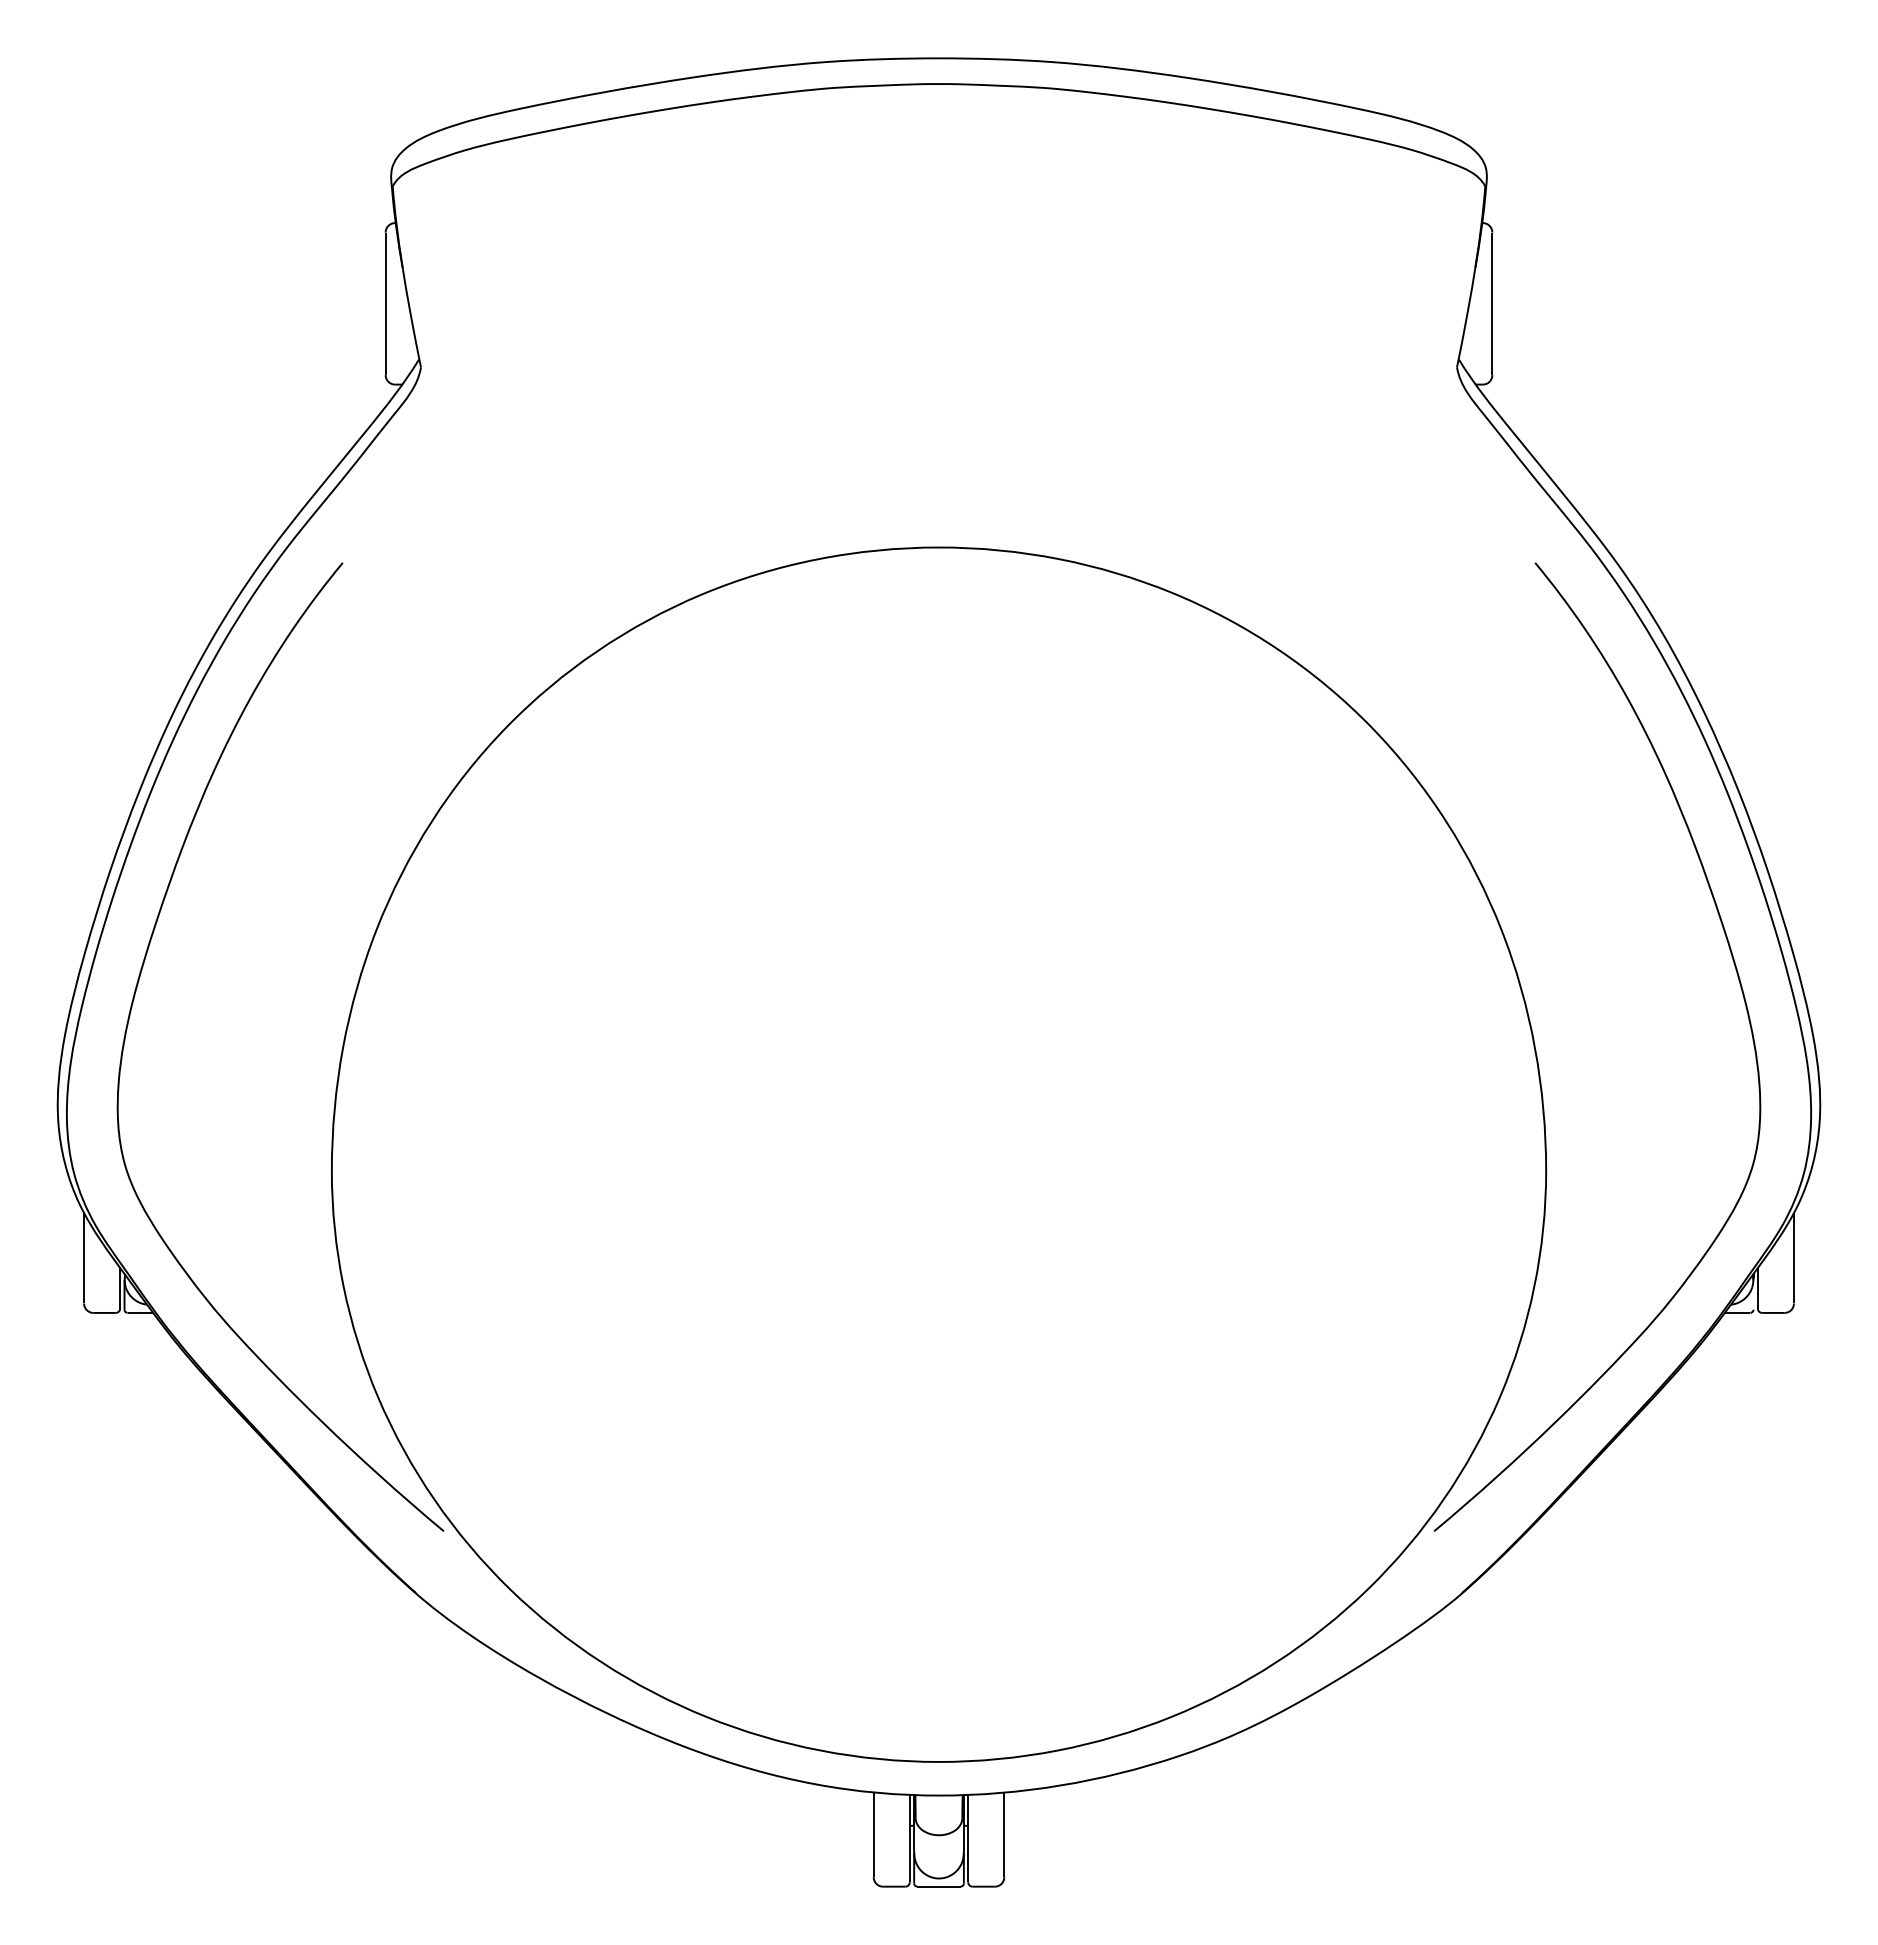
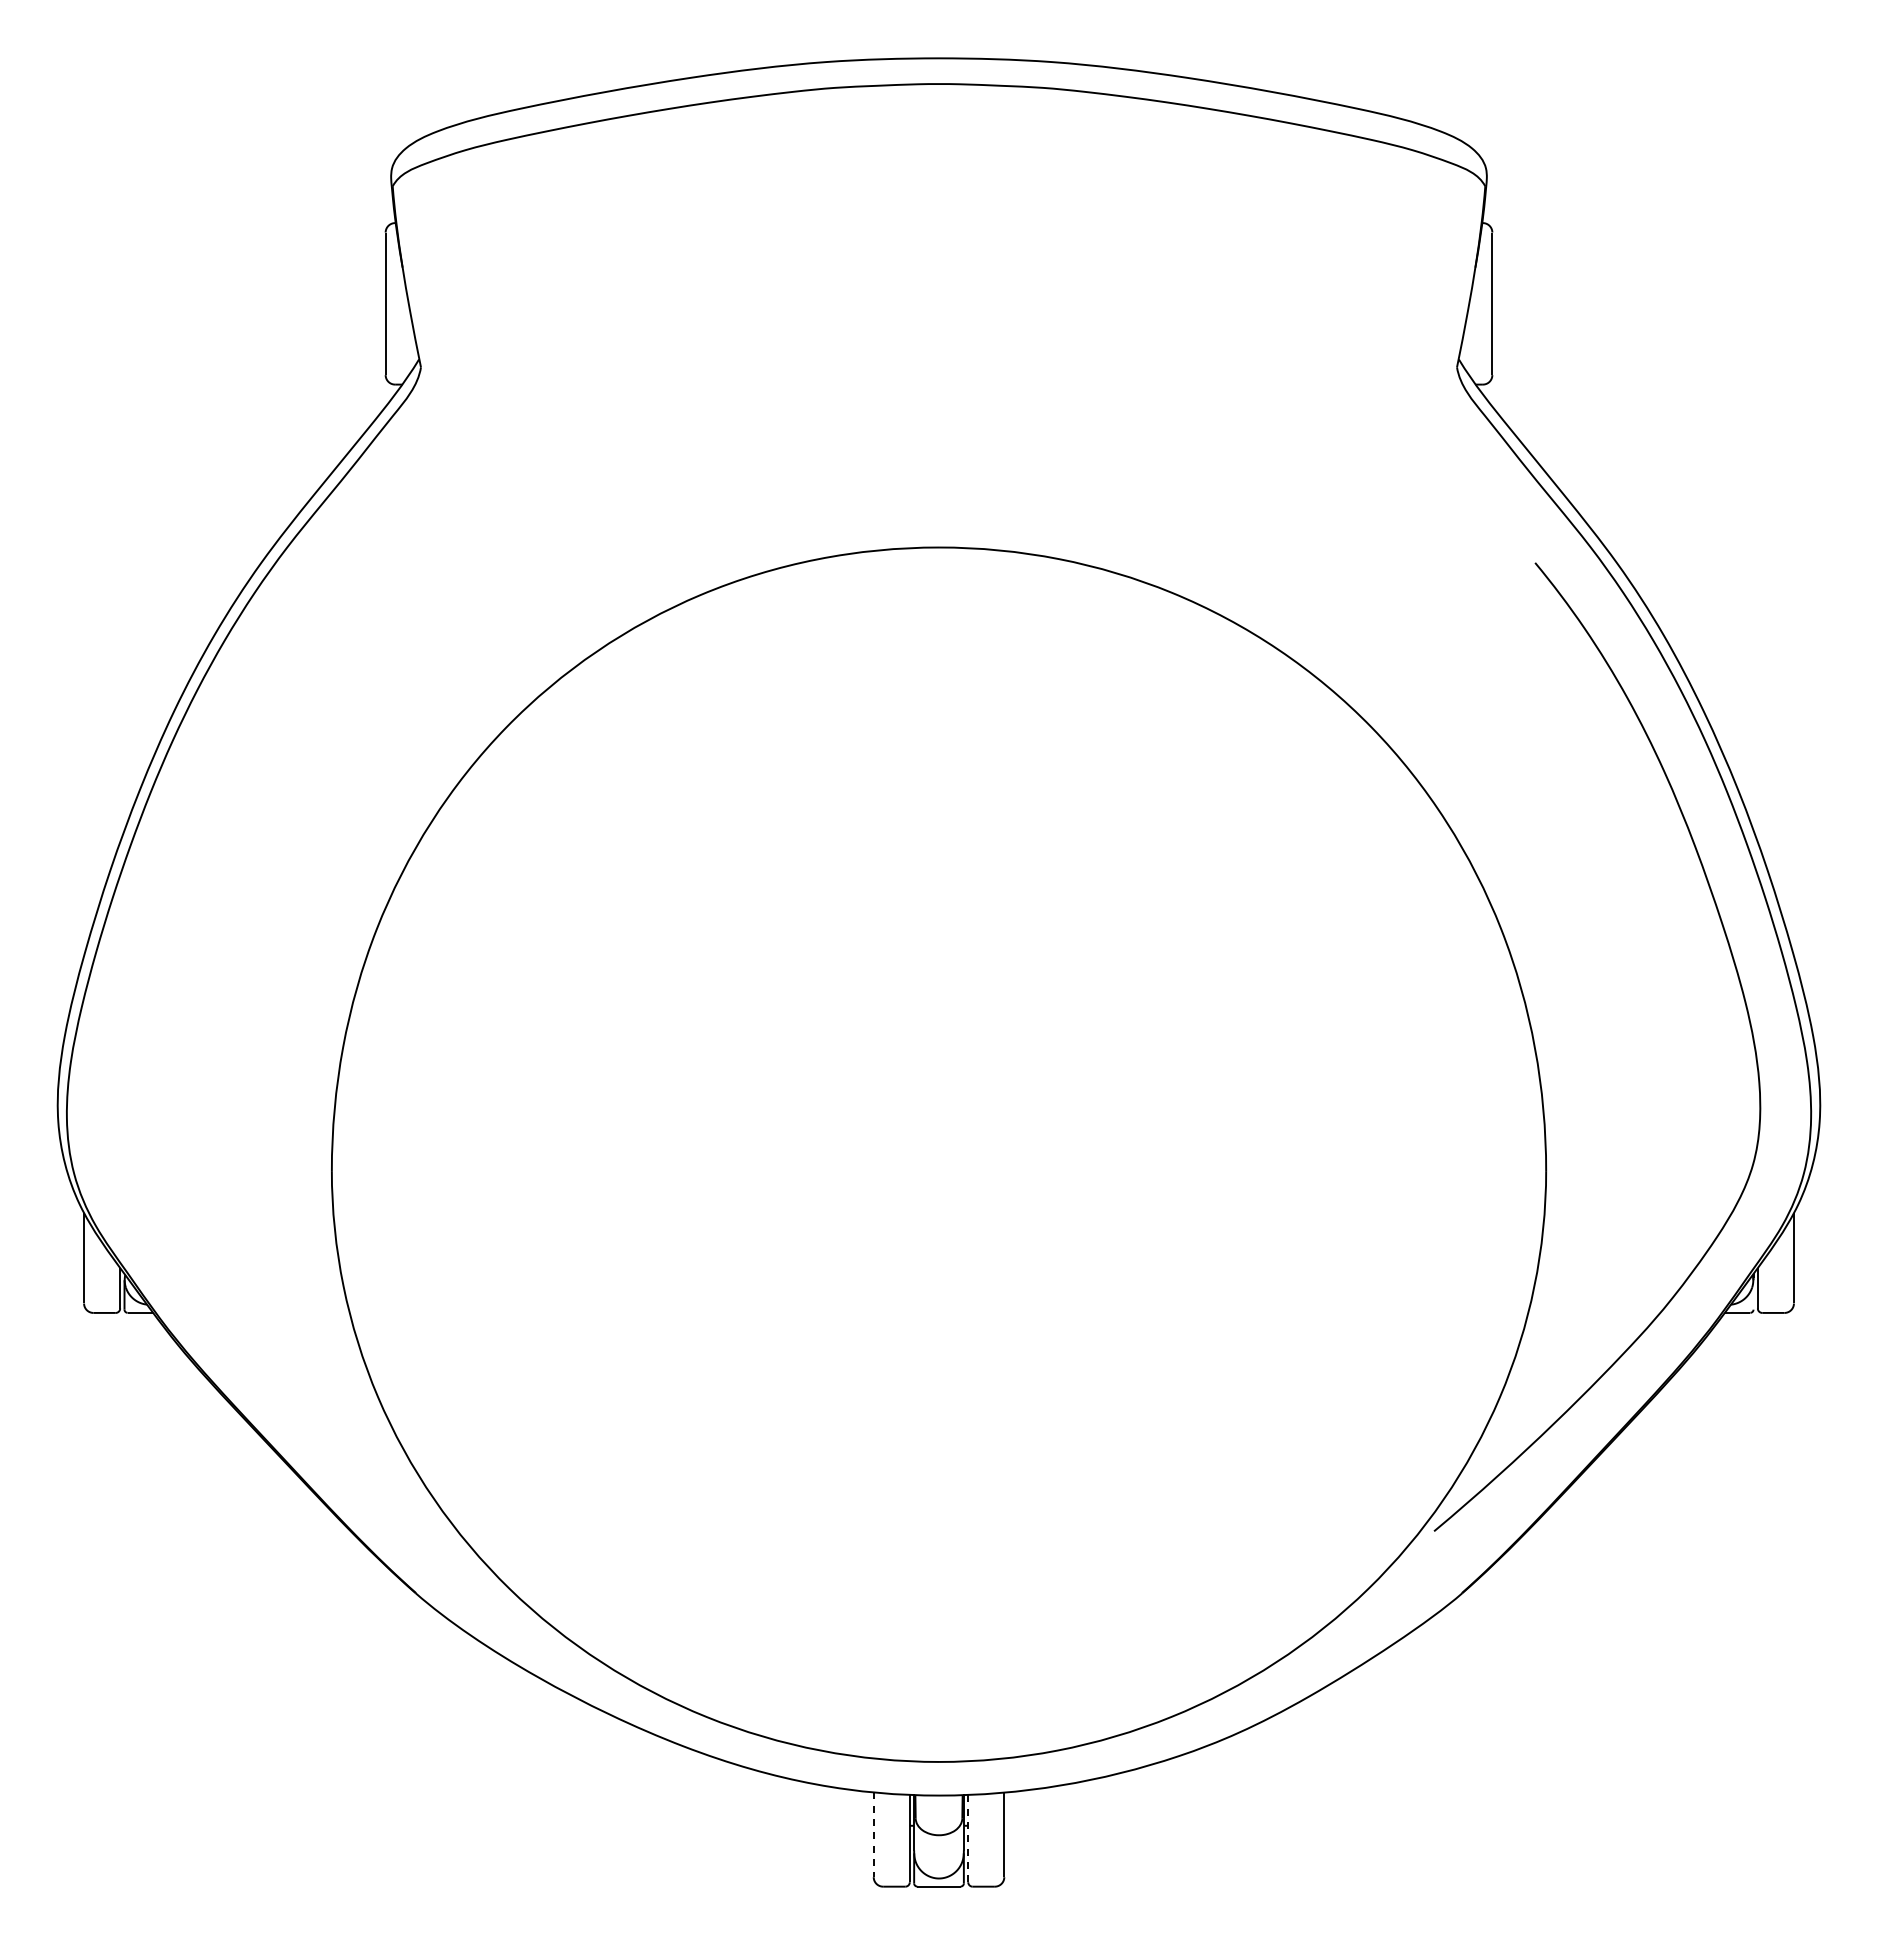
curve: present -> none (130, 1016)
line: solid -> dashed (873, 1835)
line: solid -> dashed (968, 1838)
